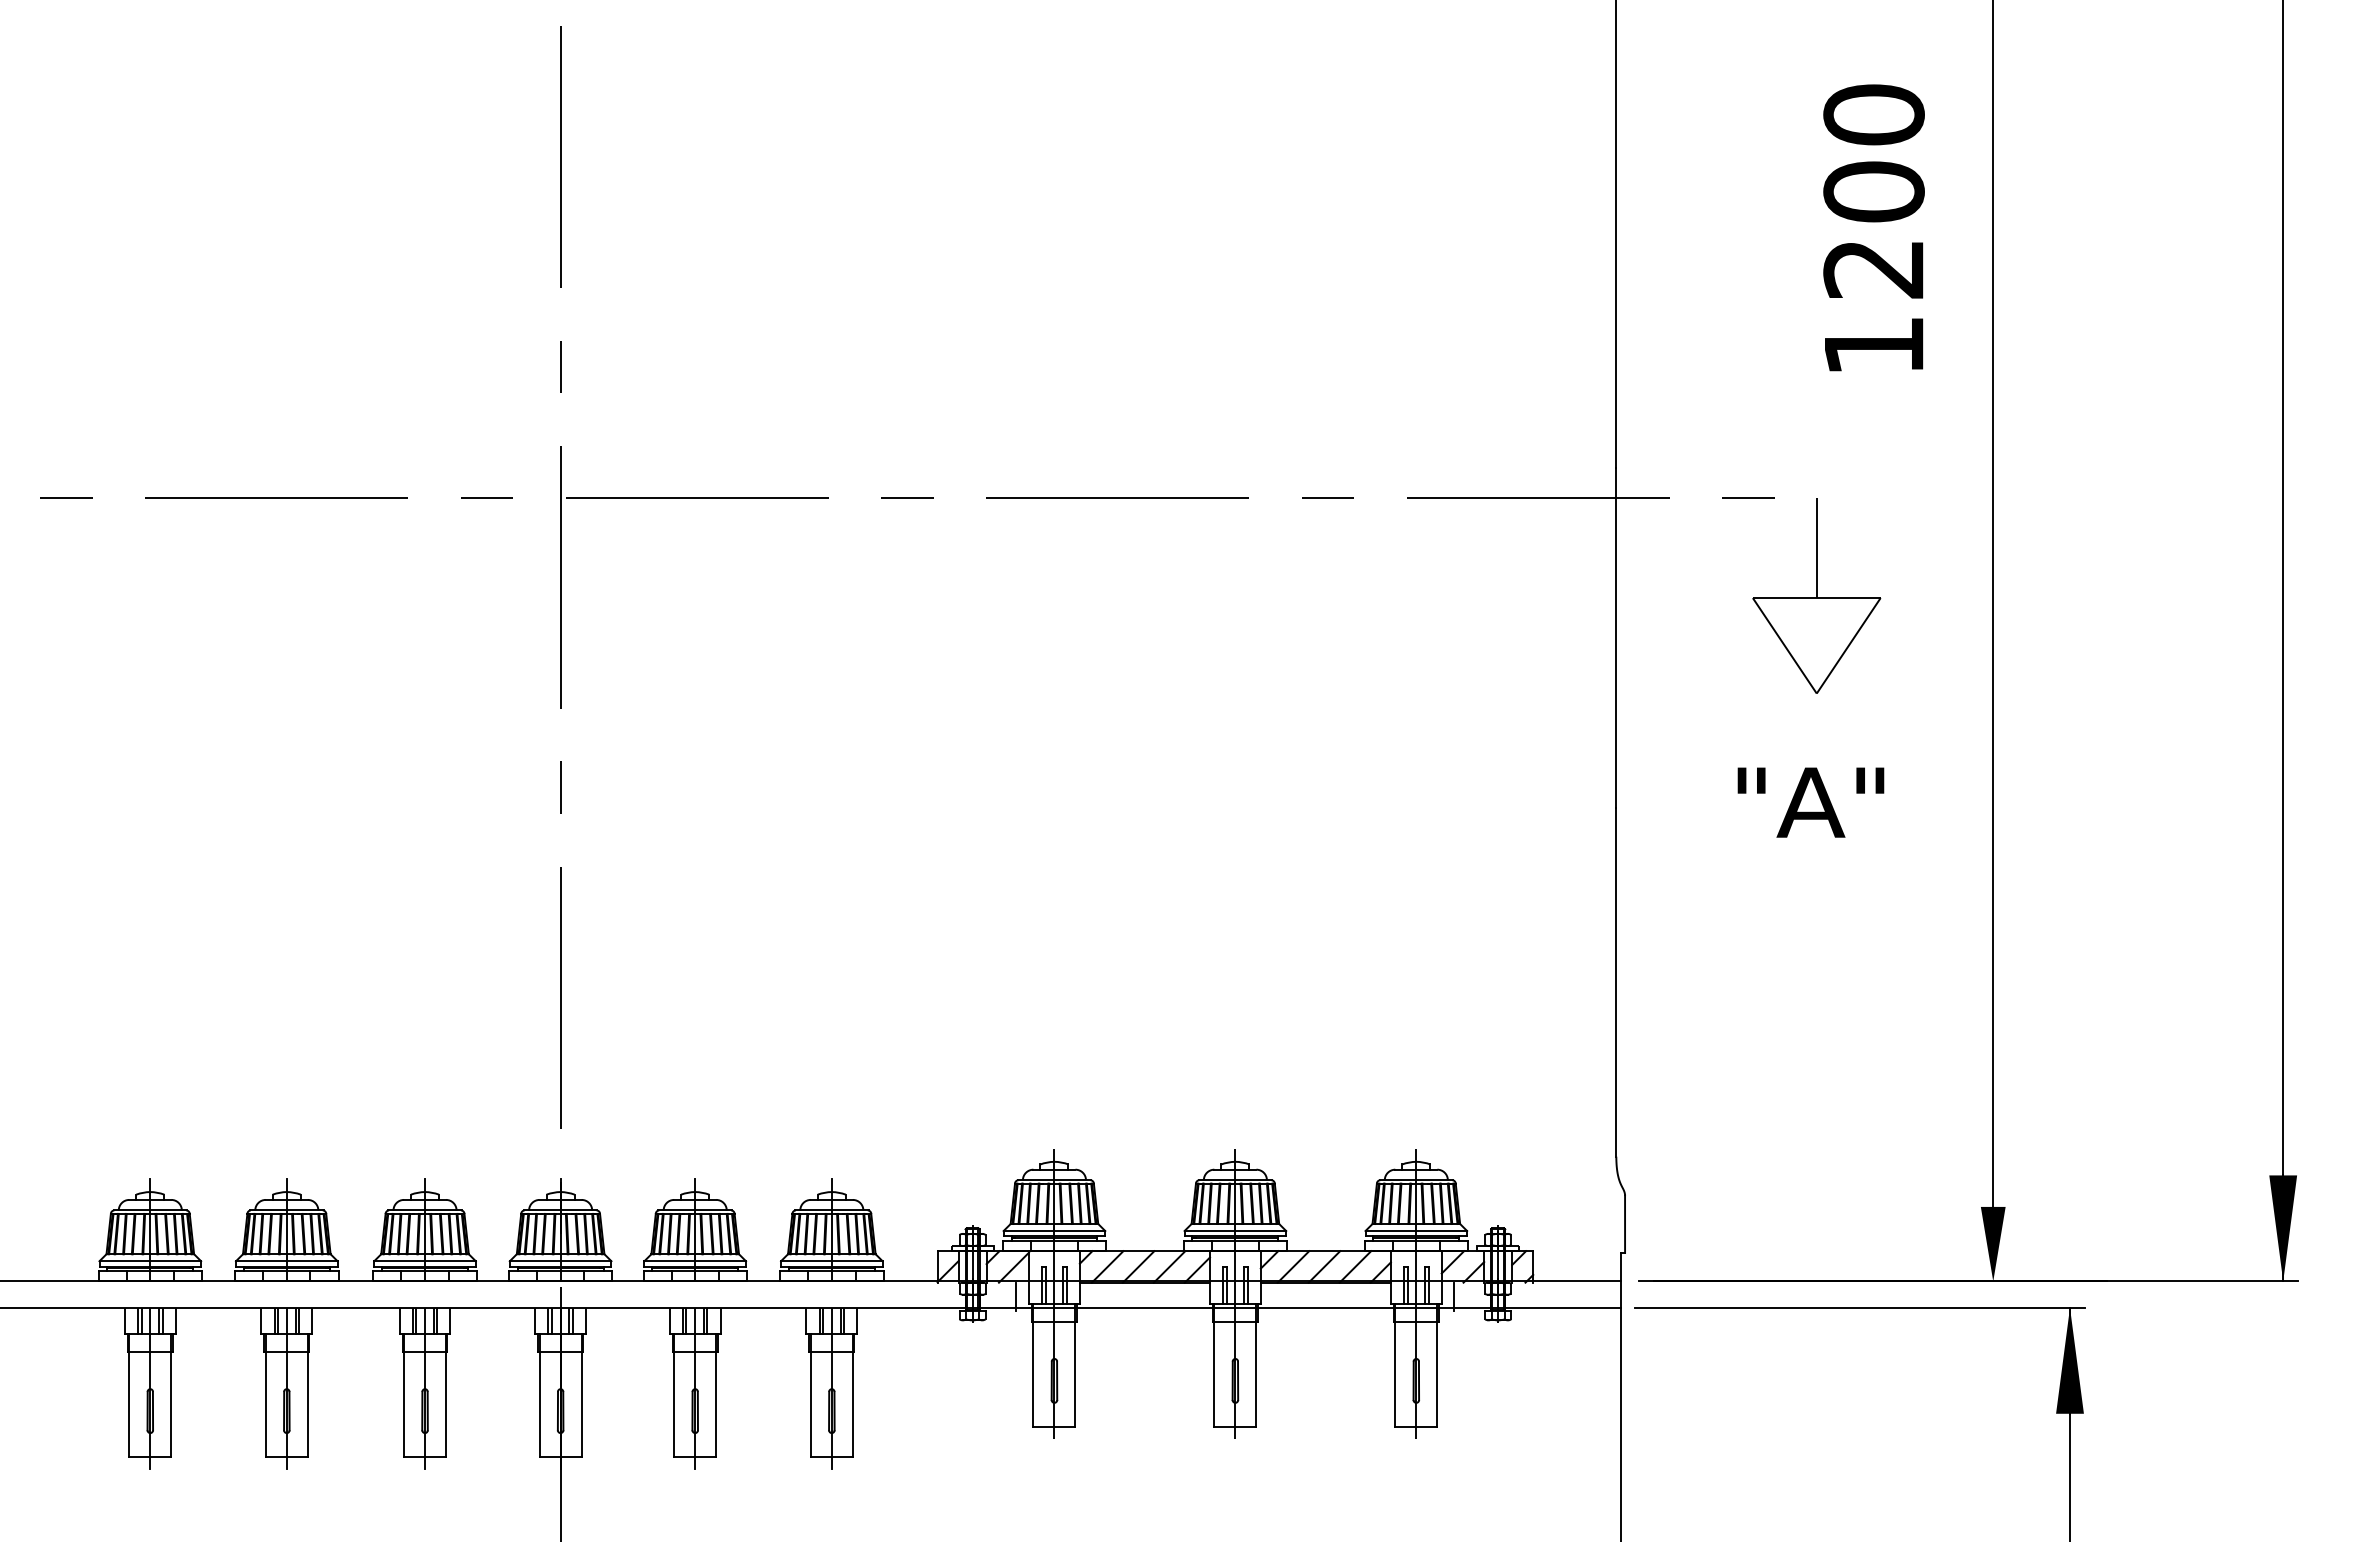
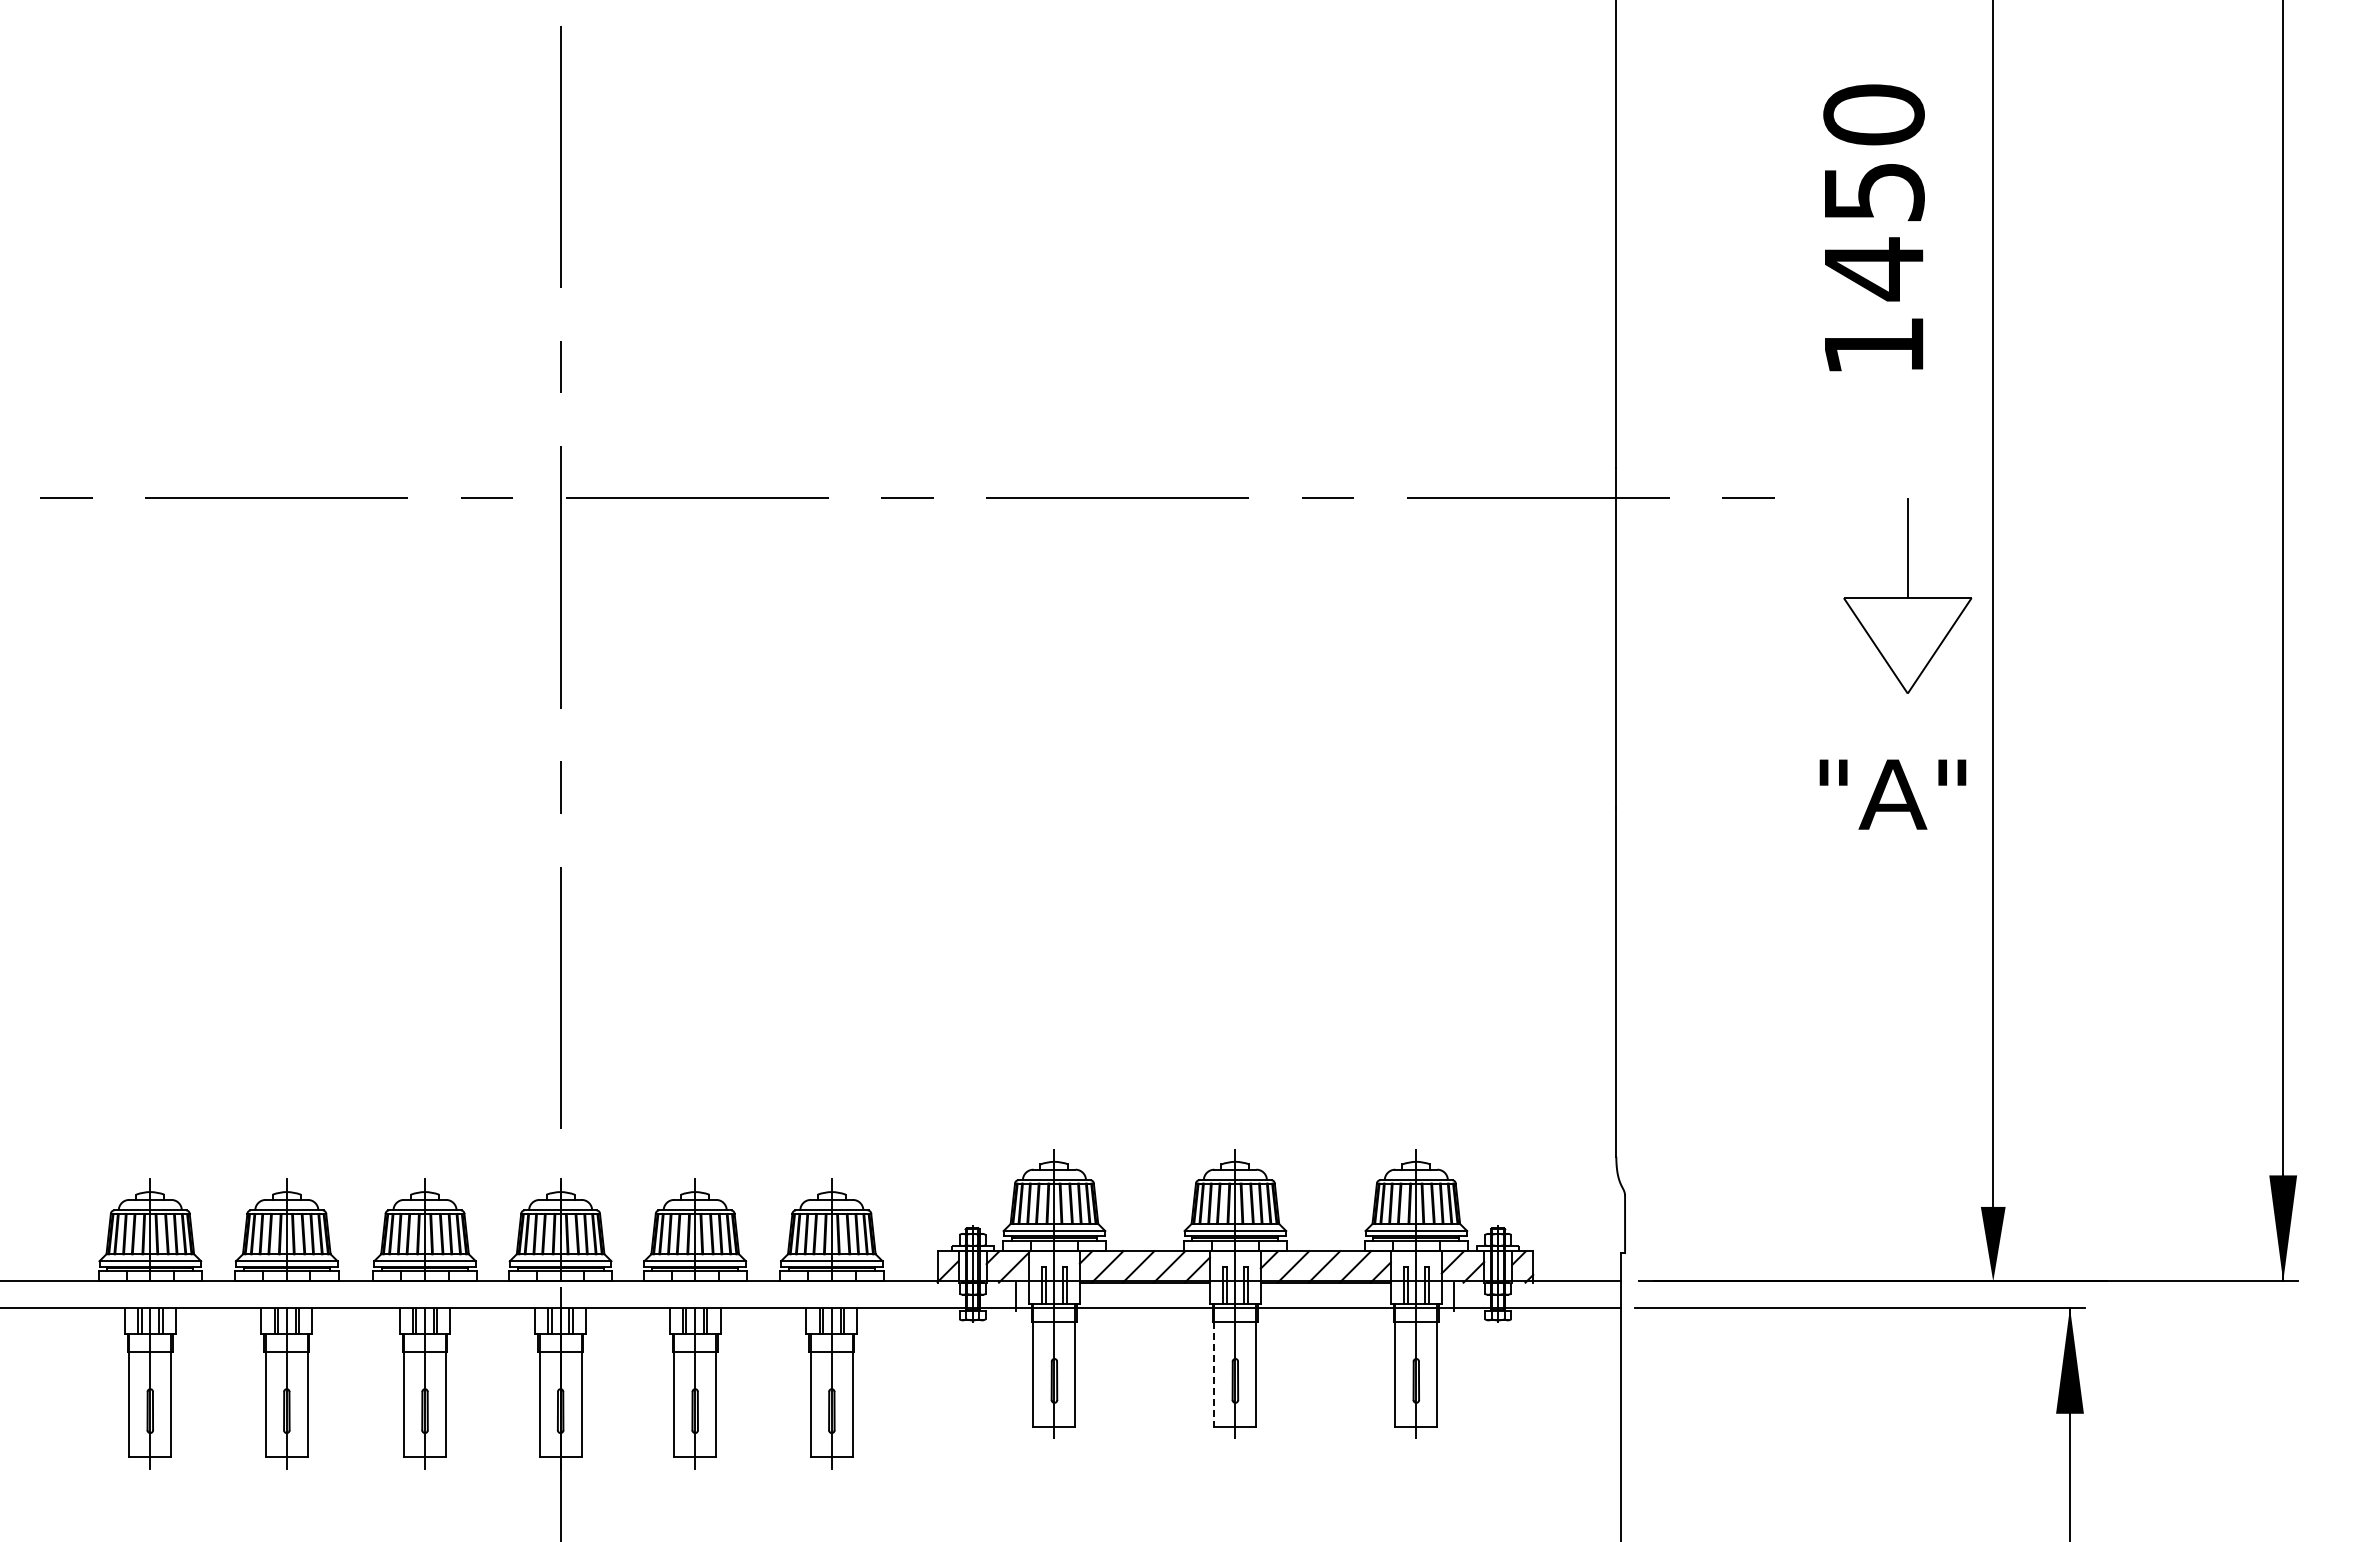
text: 1200 -> 1450 (1873, 231)
part position: (1816, 595) -> (1907, 595) (1907, 595)
text position: (1810, 802) -> (1892, 794) (1892, 794)
line: solid -> dashed (1214, 1374)
